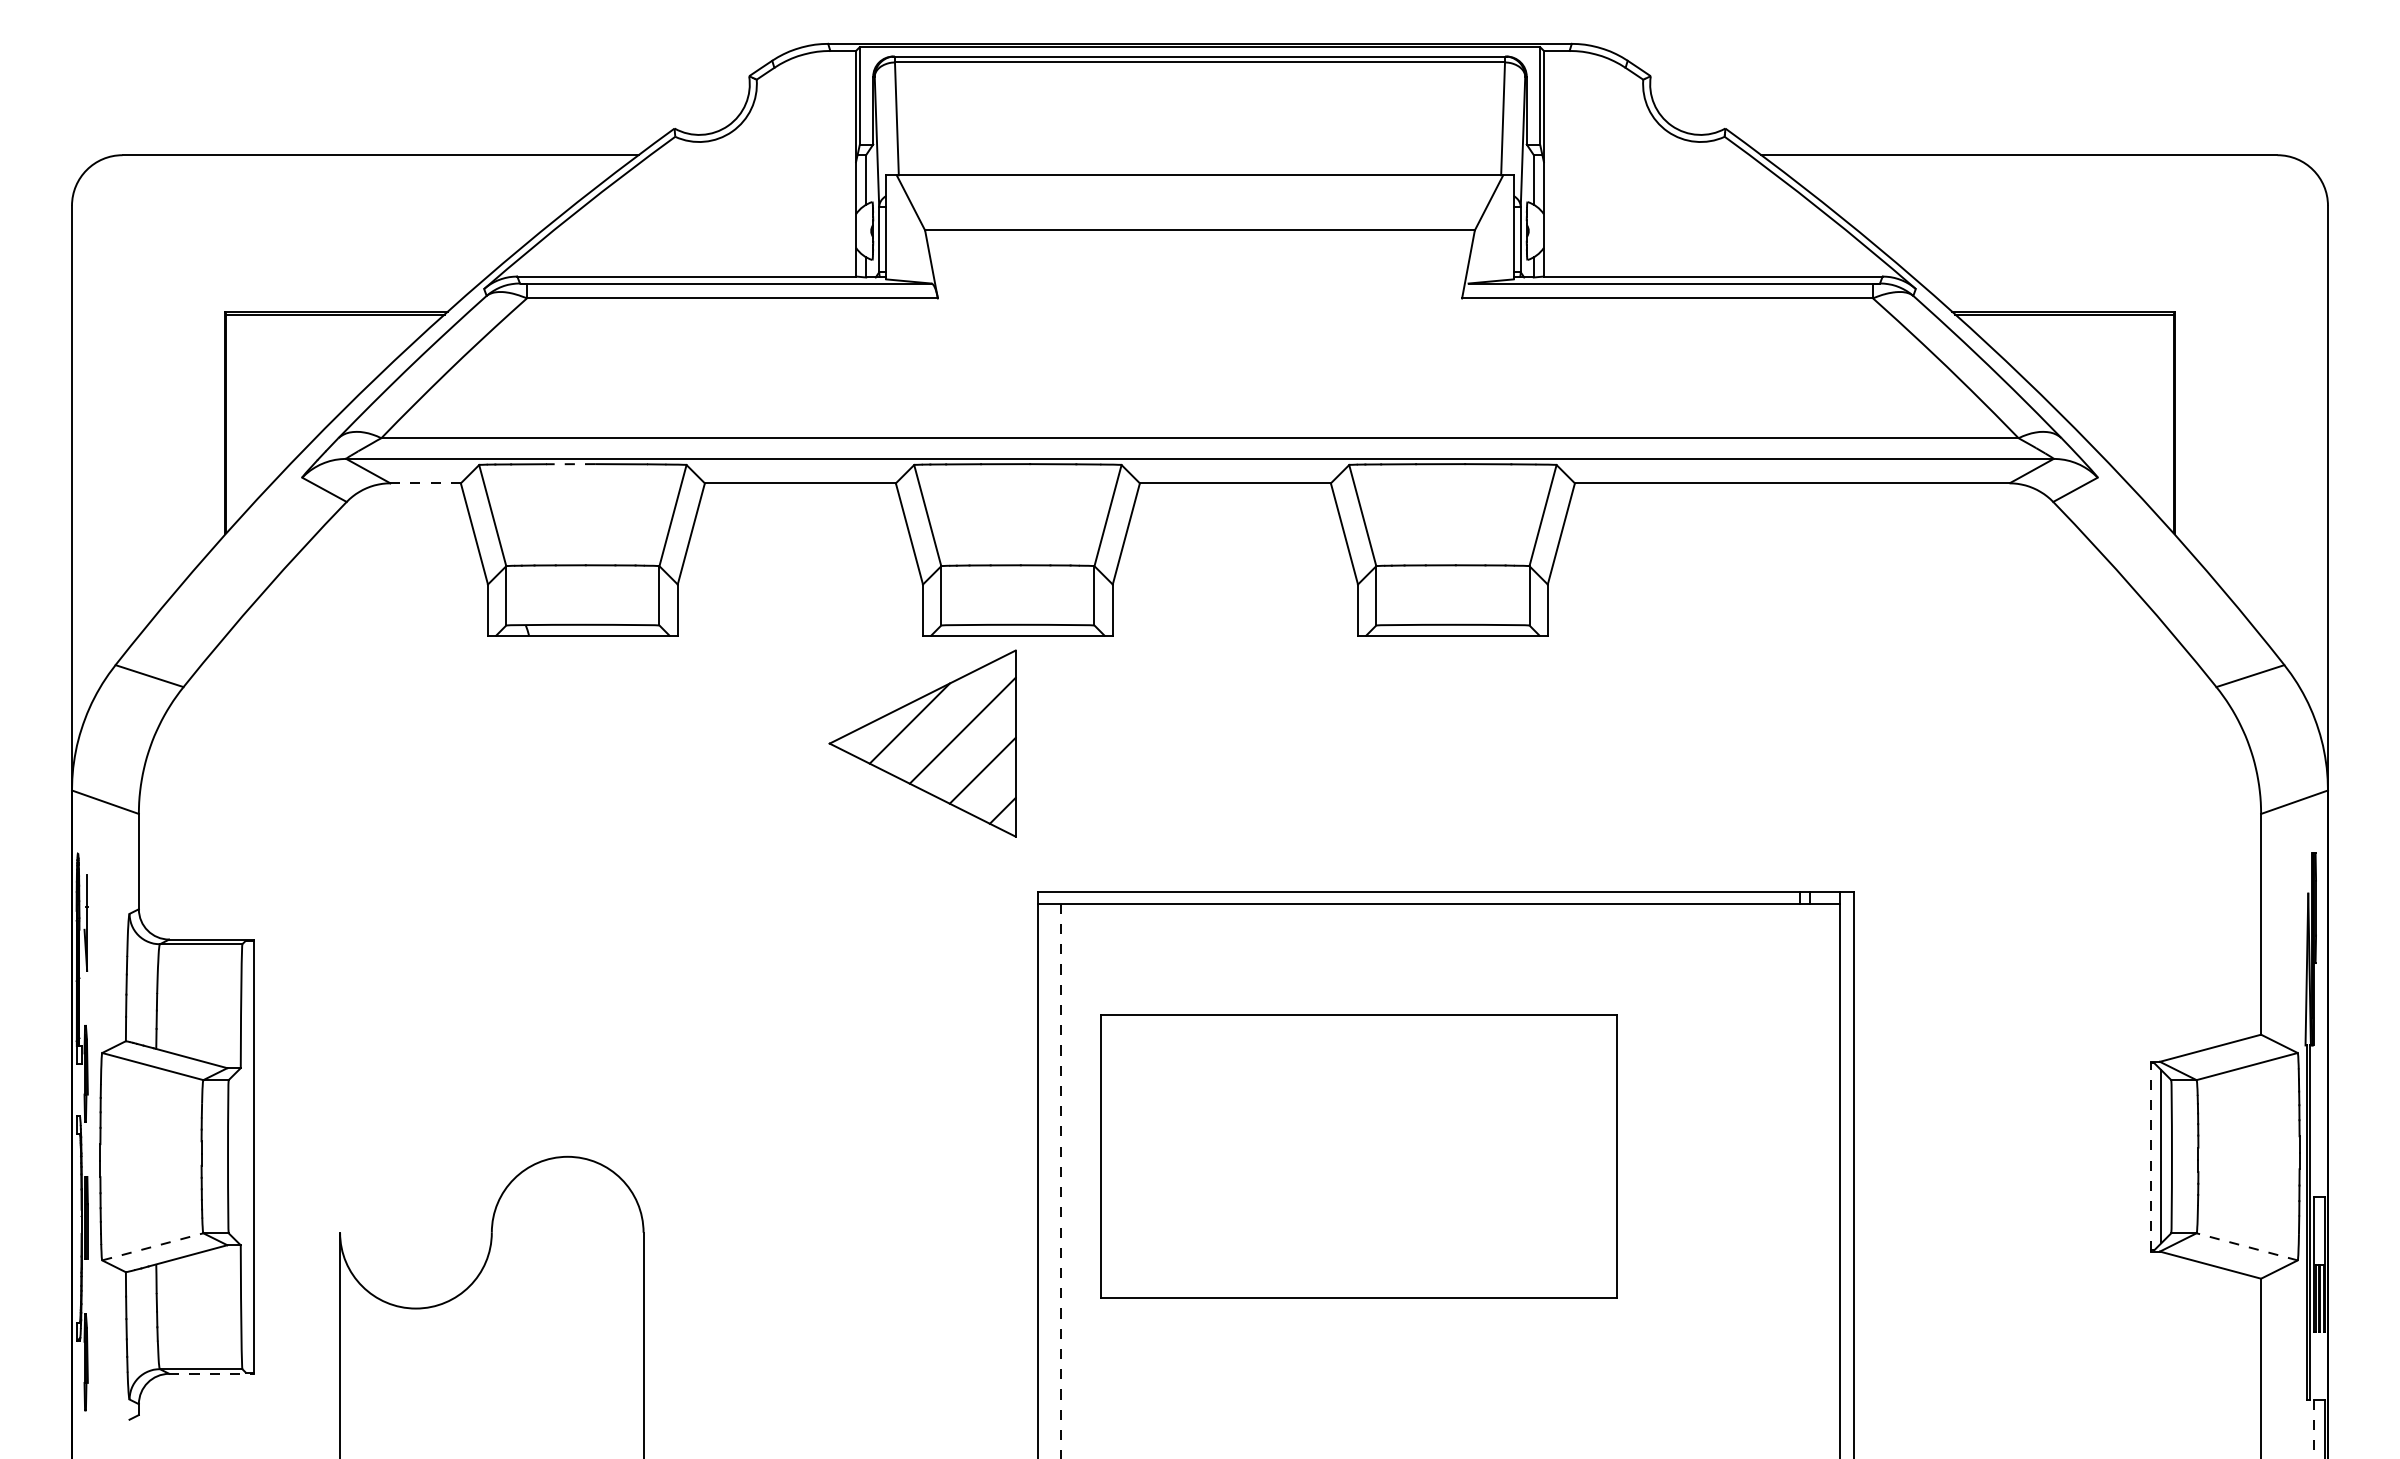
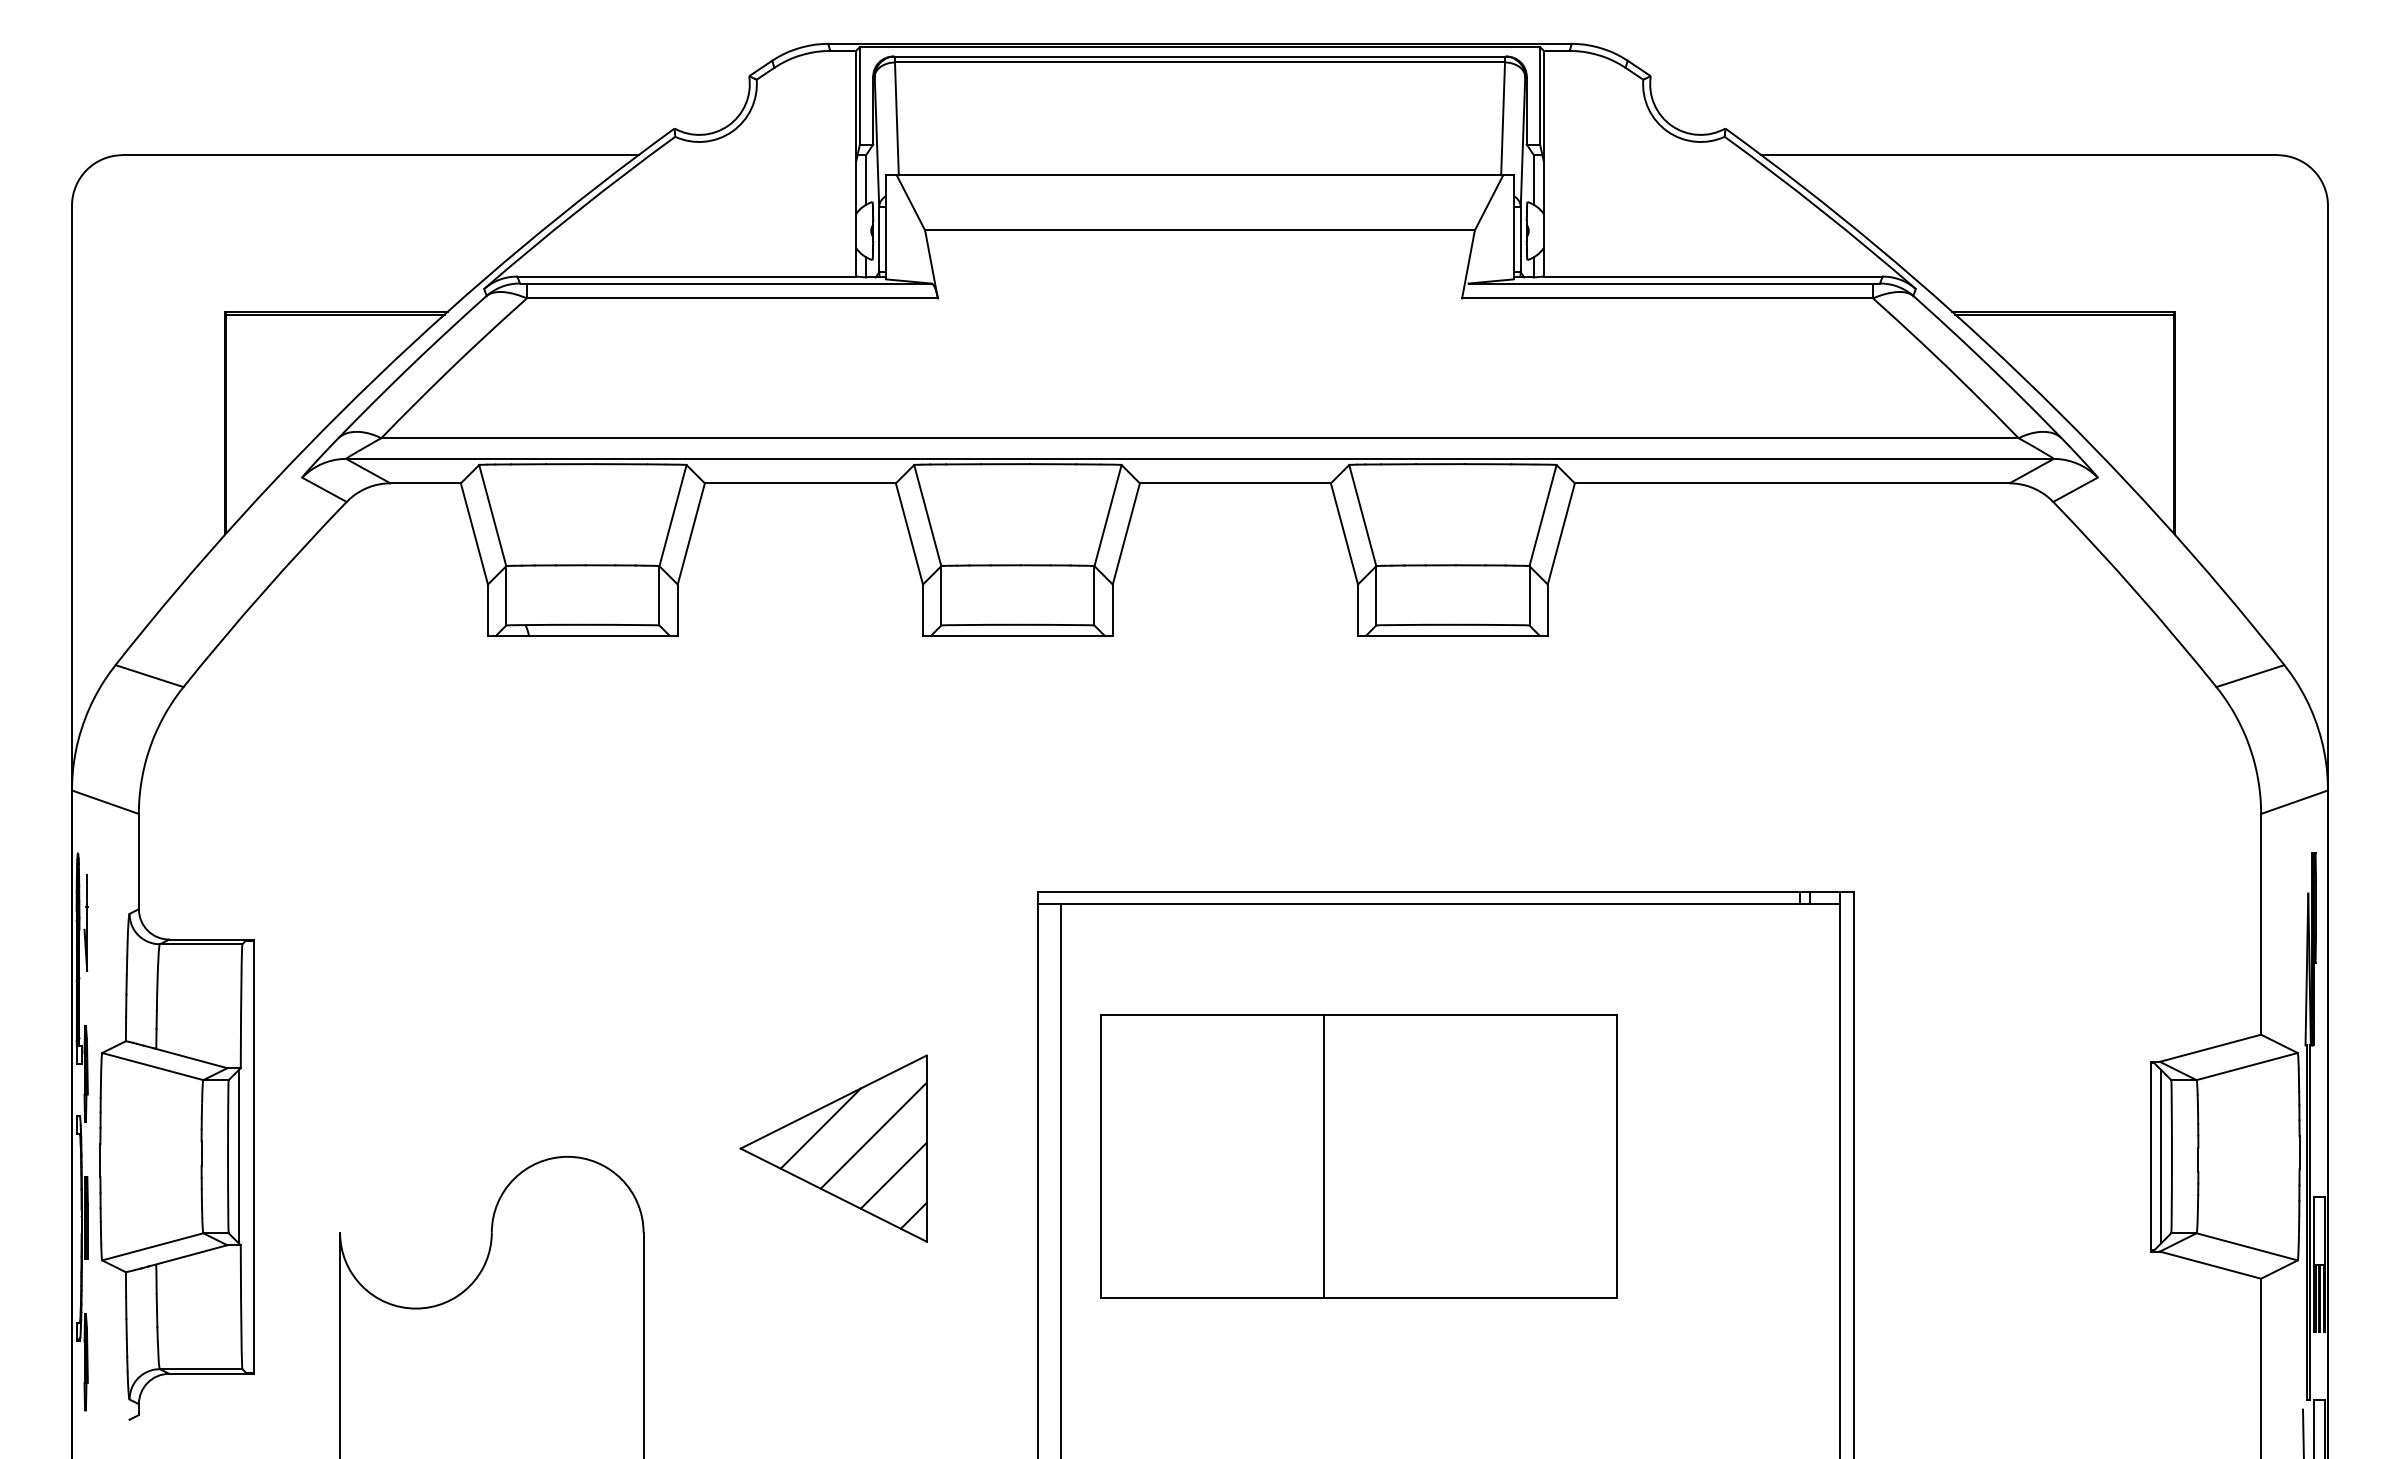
line: dashed -> solid (570, 464)
line: dashed -> solid (425, 483)
part position: (922, 743) -> (833, 1148) (833, 1148)
line: none -> present (238, 1156)
line: none -> present (1324, 1156)
line: dashed -> solid (2150, 1156)
line: dashed -> solid (1060, 1181)
line: dashed -> solid (153, 1246)
line: dashed -> solid (2246, 1246)
line: dashed -> solid (212, 1373)
line: dashed -> solid (2314, 1429)
line: none -> present (2303, 1432)
